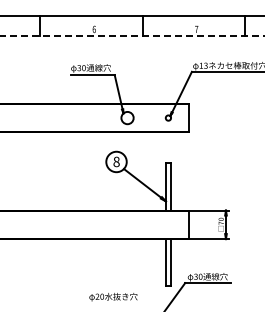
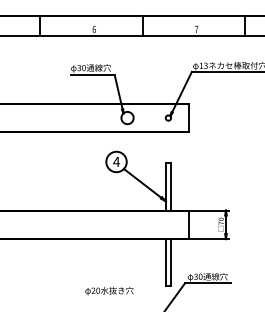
line: dashed -> solid (132, 36)
text: 8 -> 4 (116, 161)
text position: (113, 297) -> (109, 291) (109, 291)
